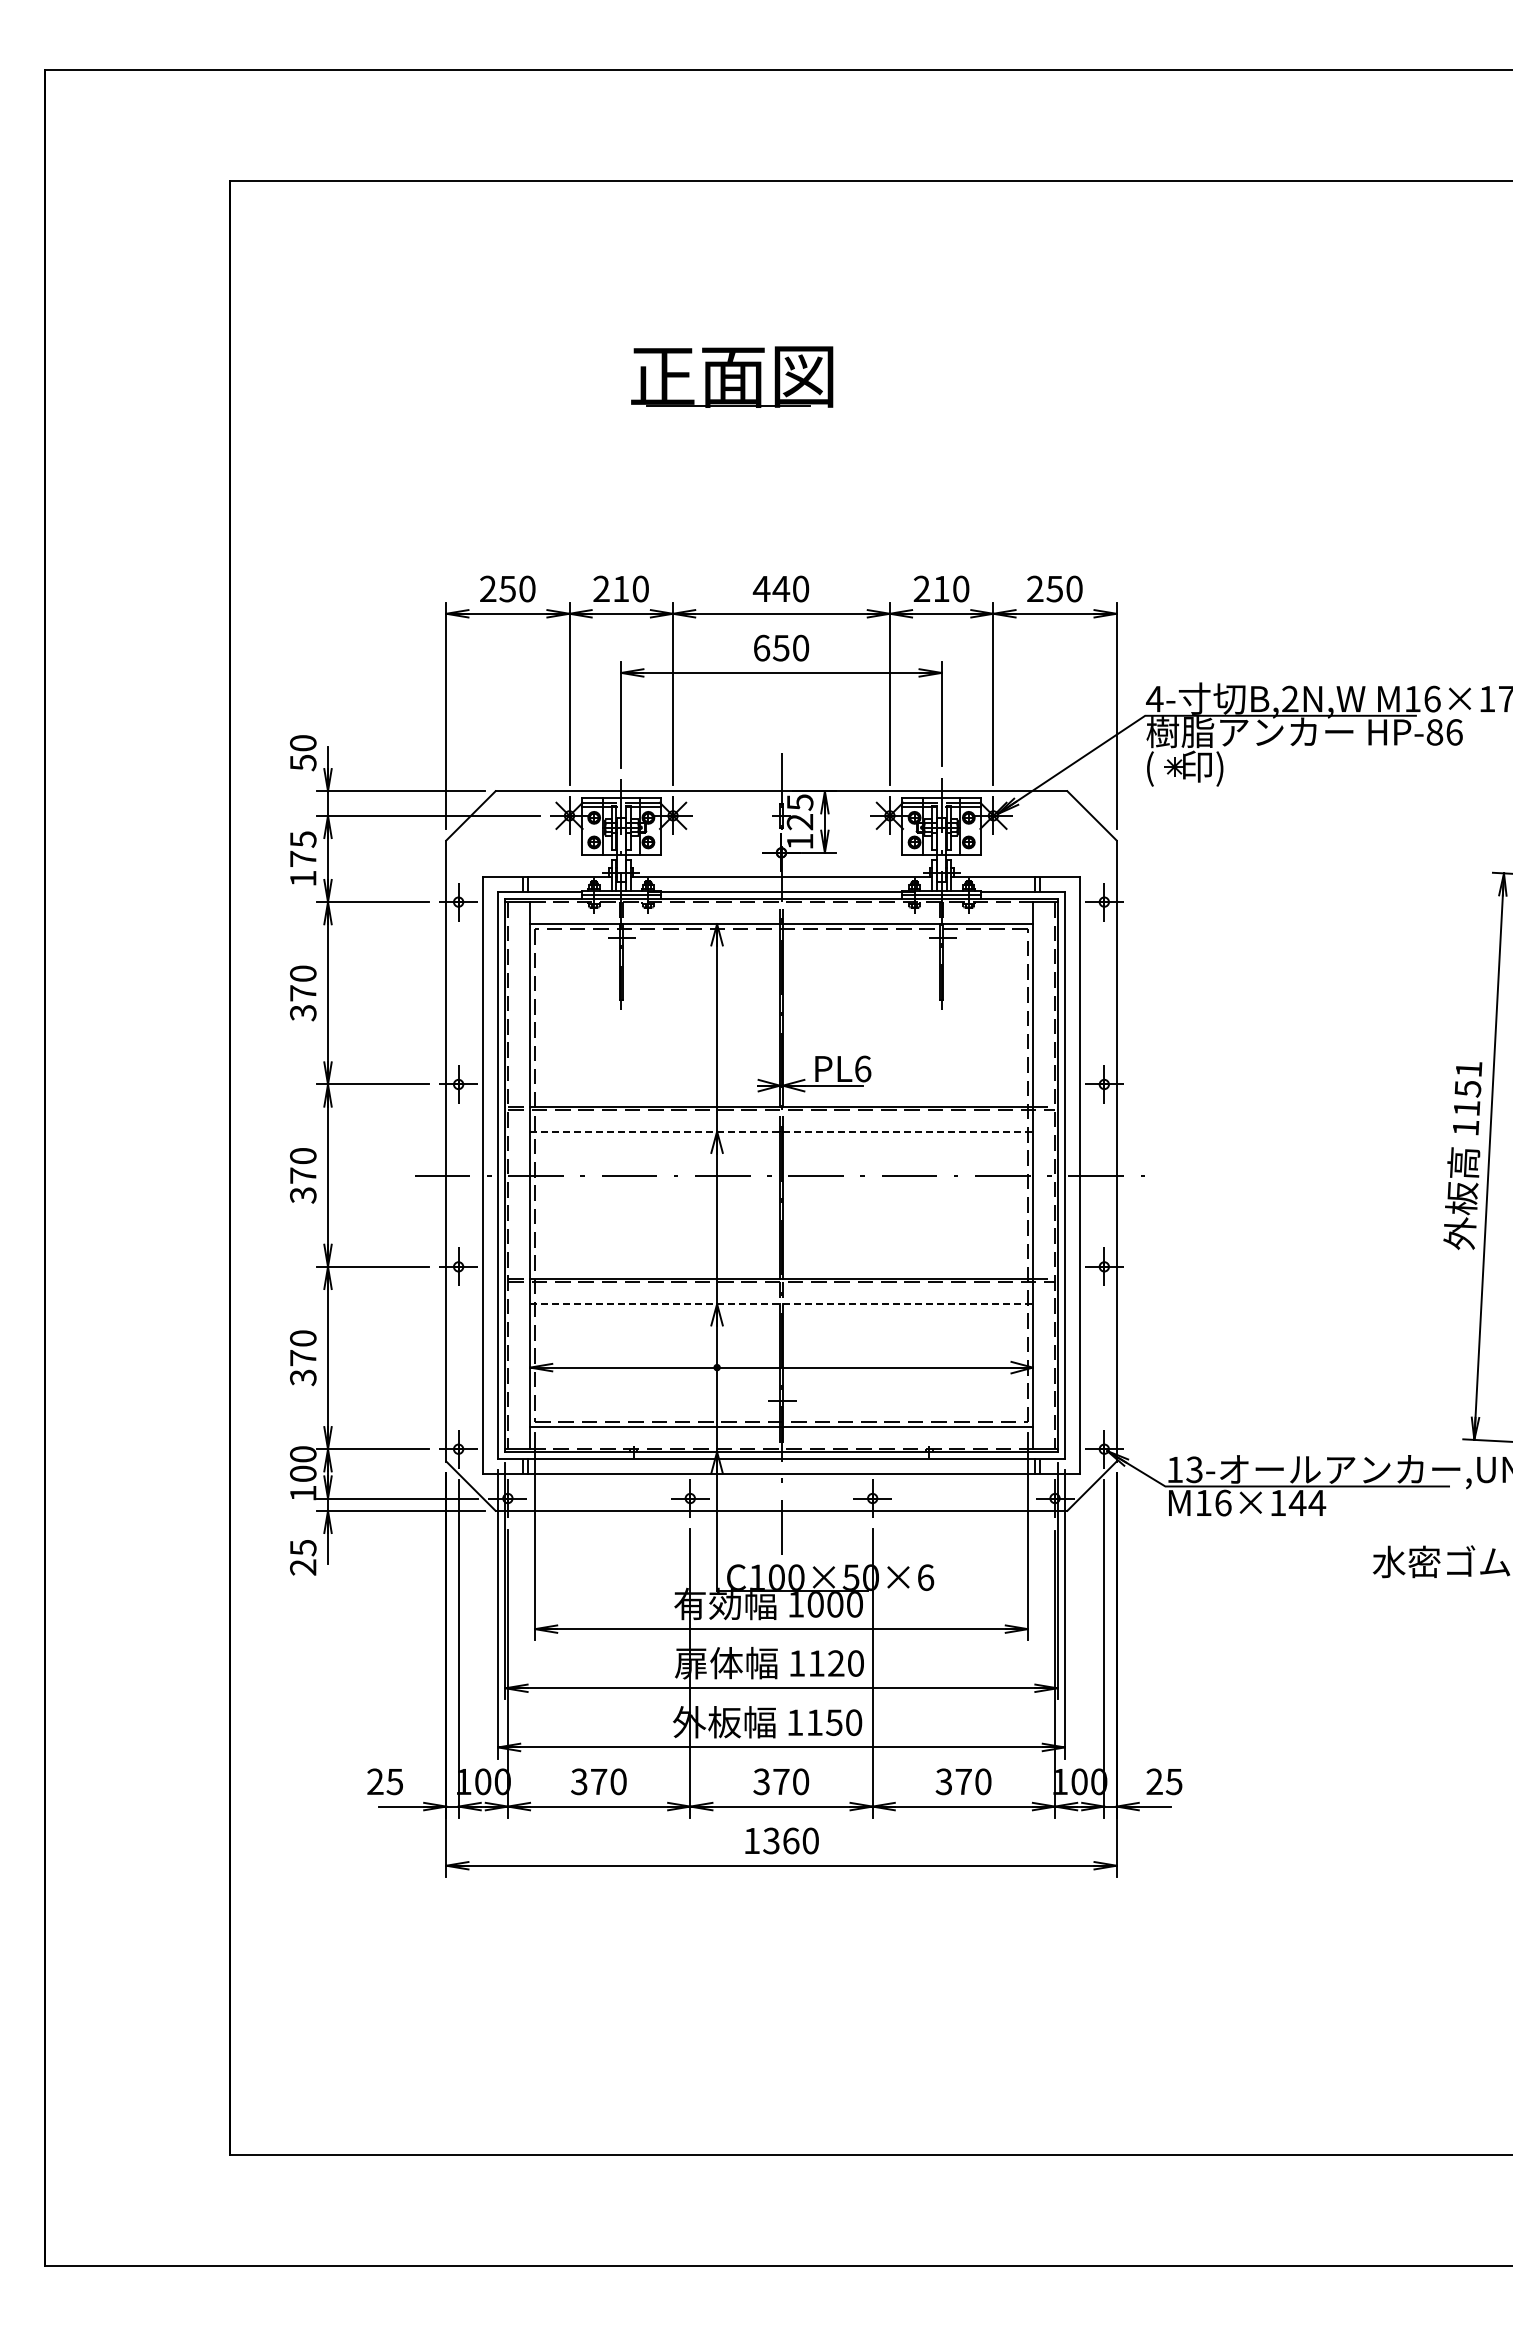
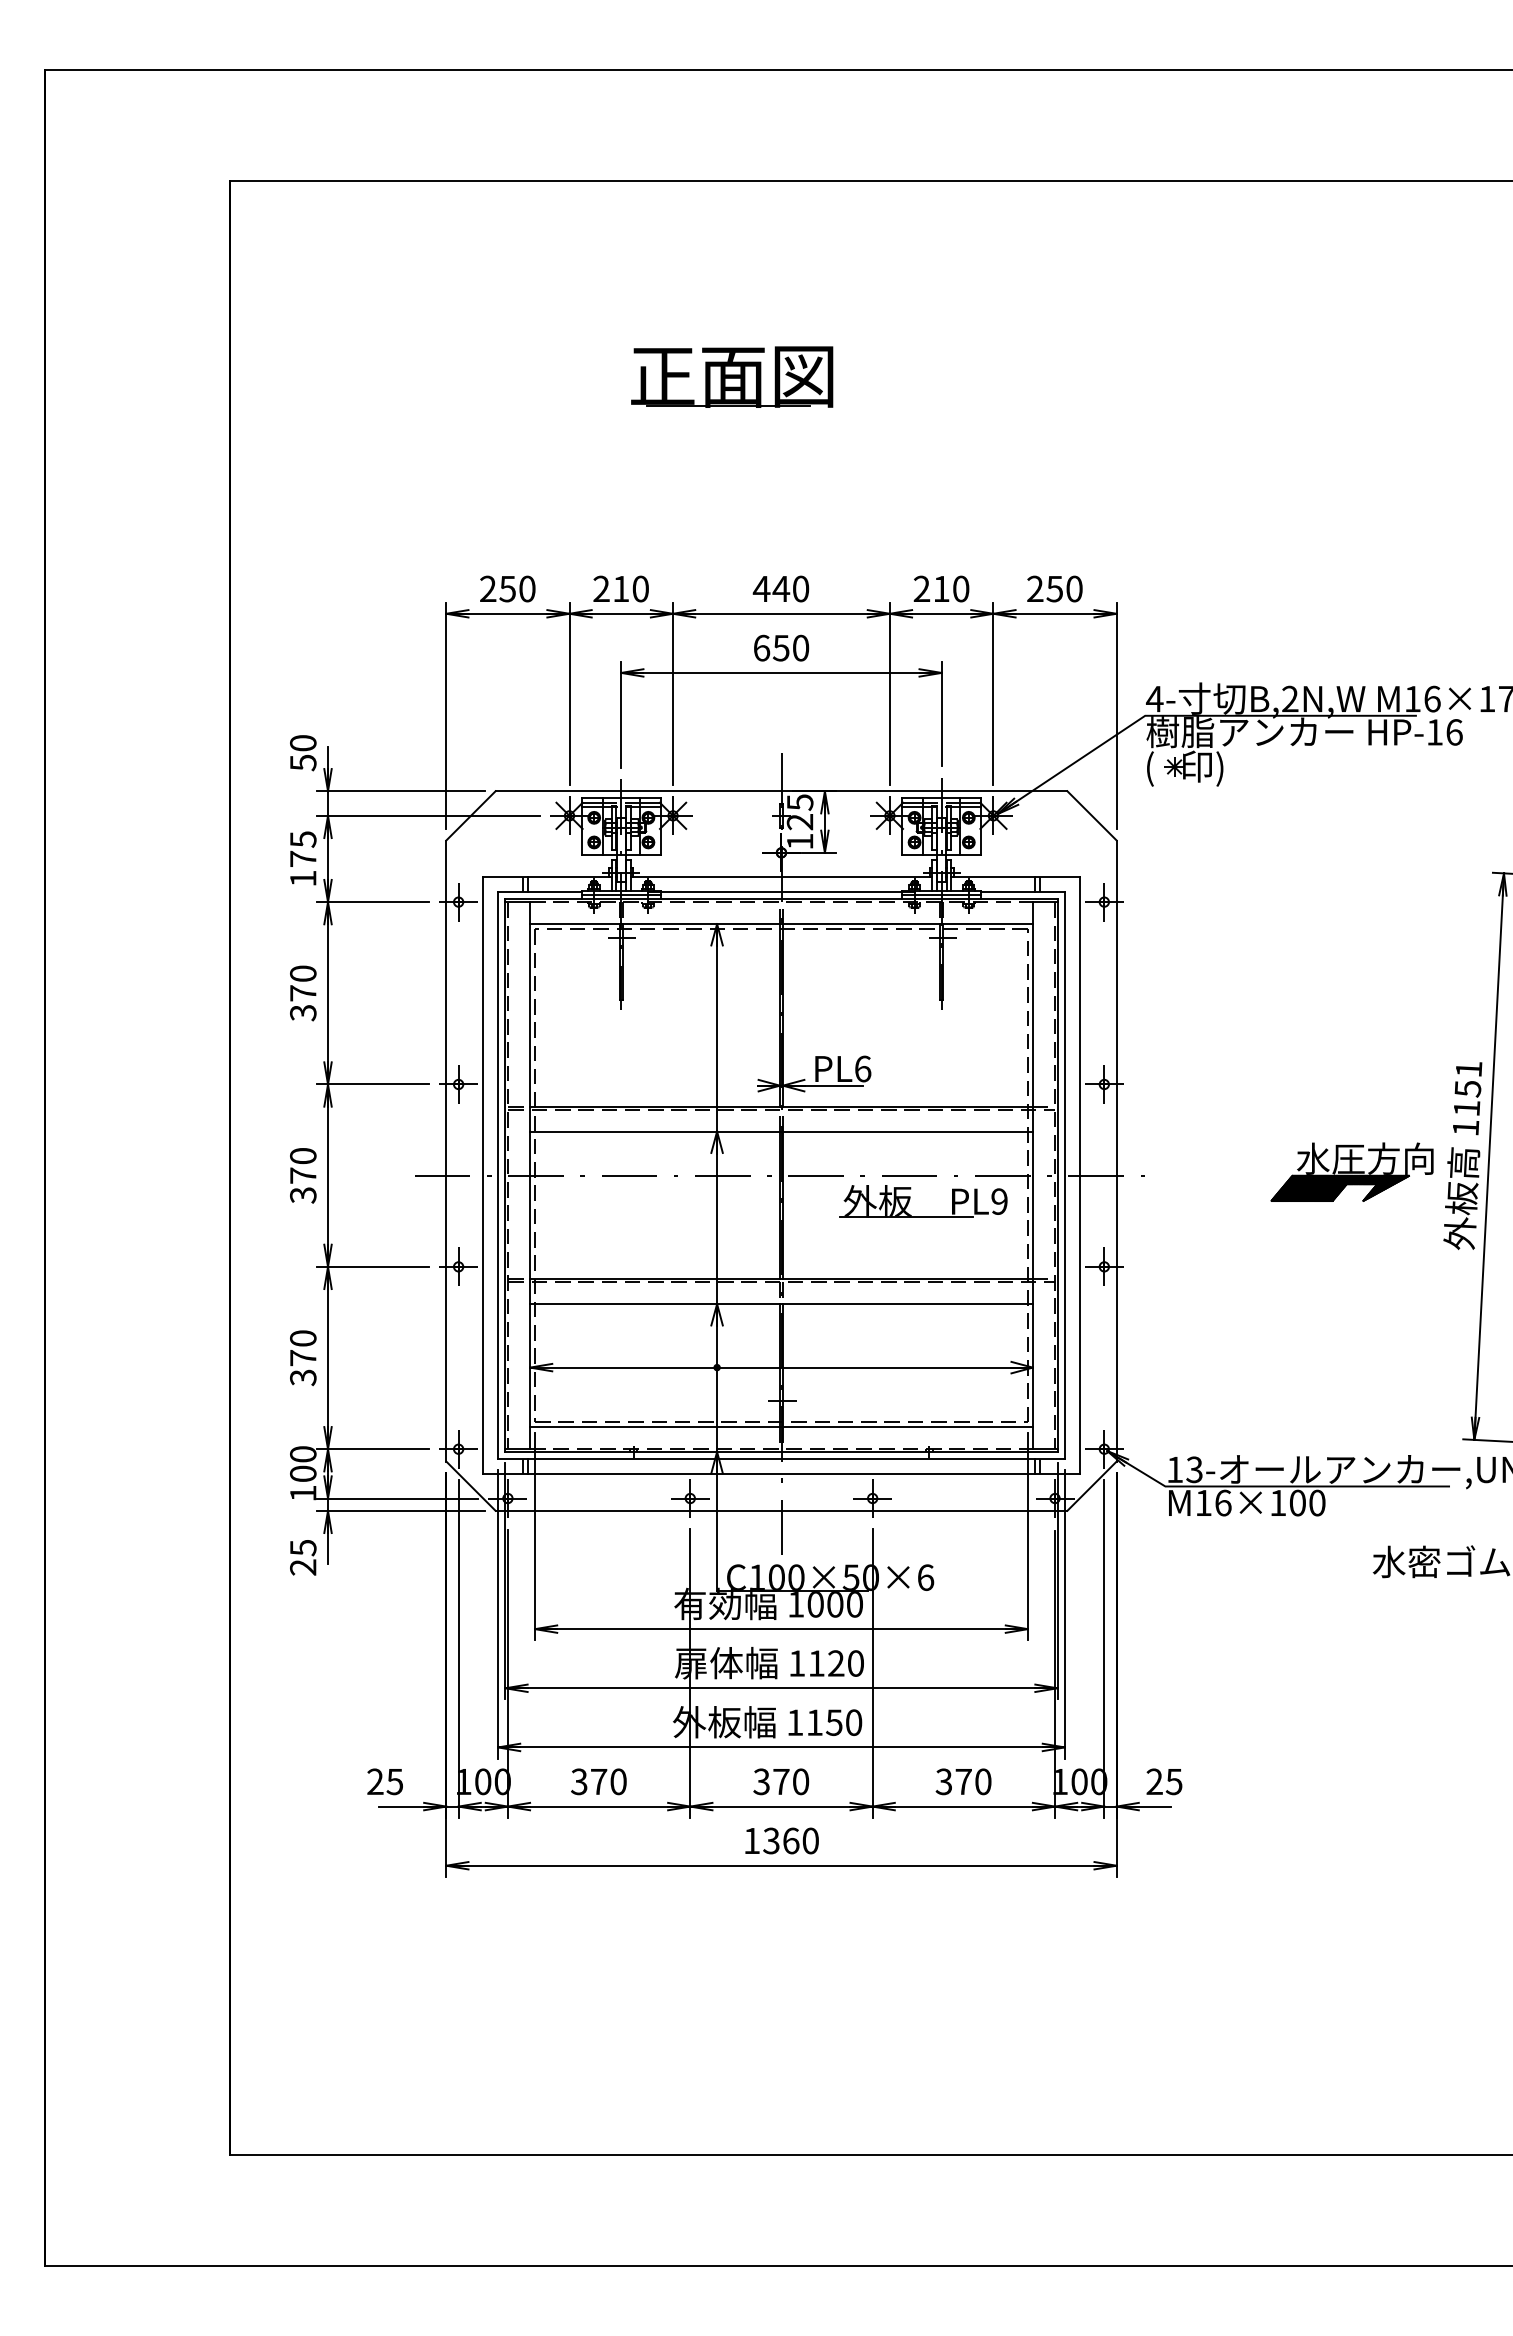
text: HP-86 -> HP-16 (1434, 732)
line: dashed -> solid (782, 1131)
part: none -> present (1351, 1171)
part: none -> present (910, 1199)
line: dashed -> solid (782, 1304)
text: M16×144 -> M16×100 (1307, 1502)
